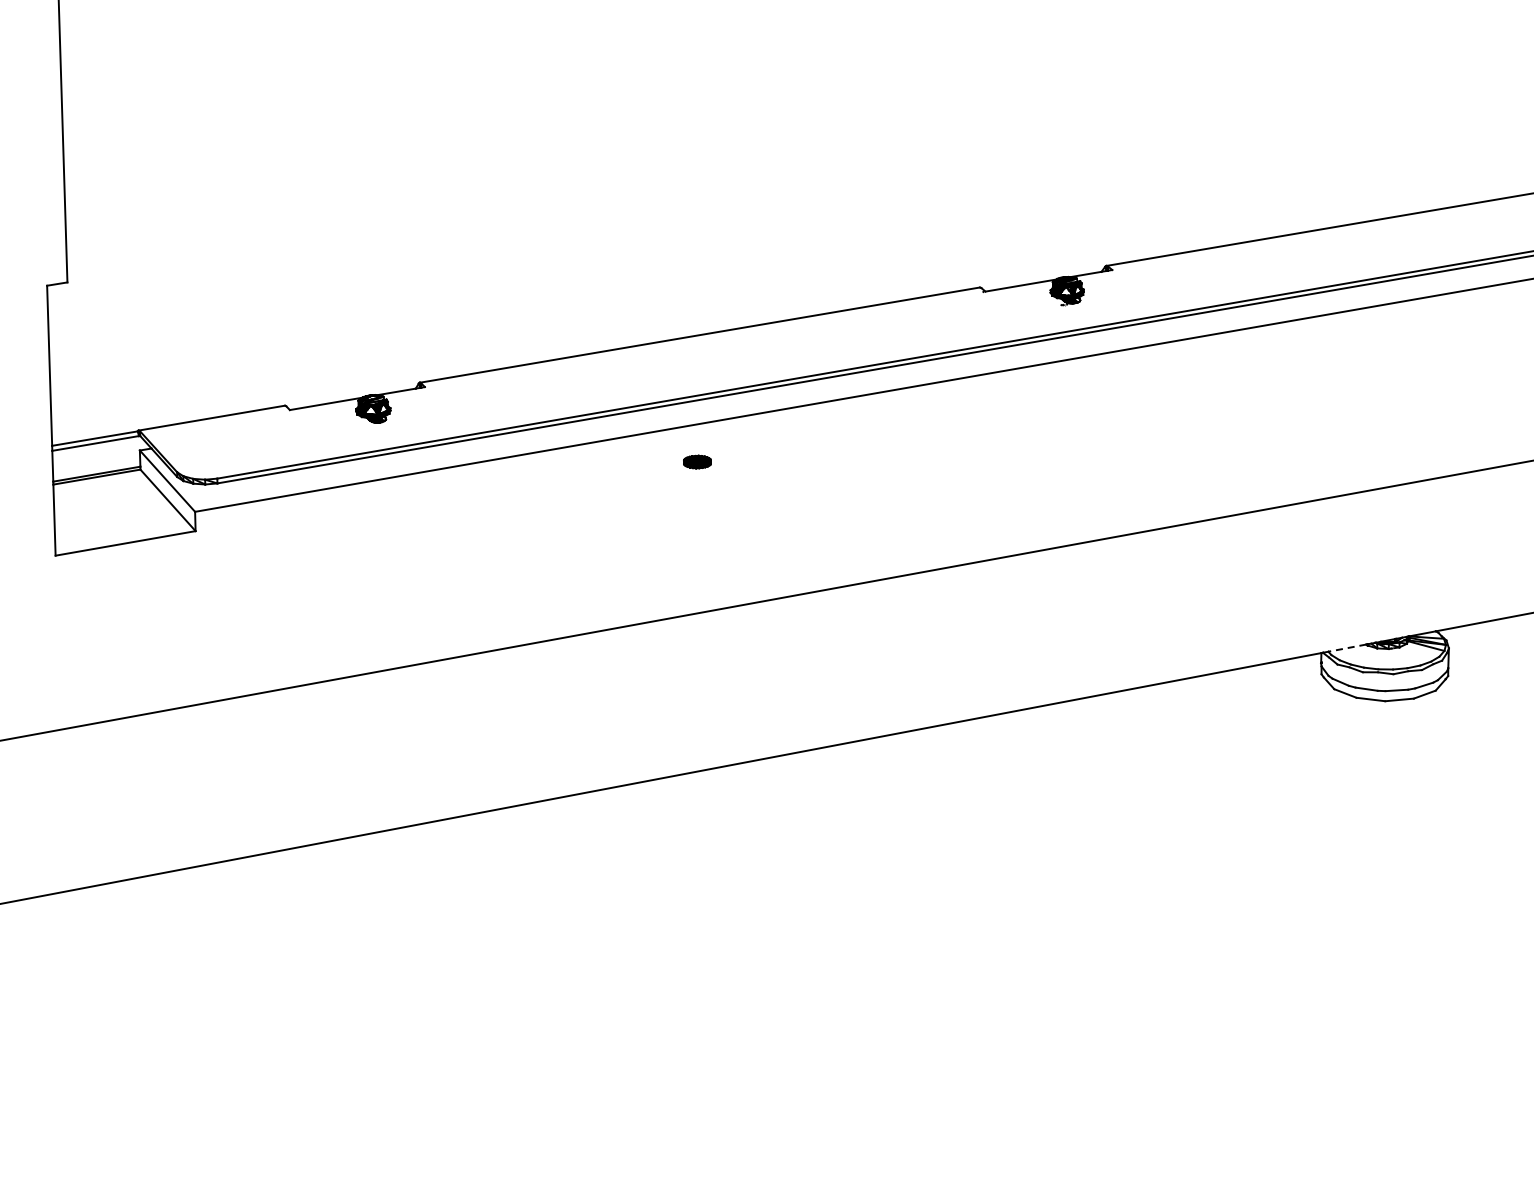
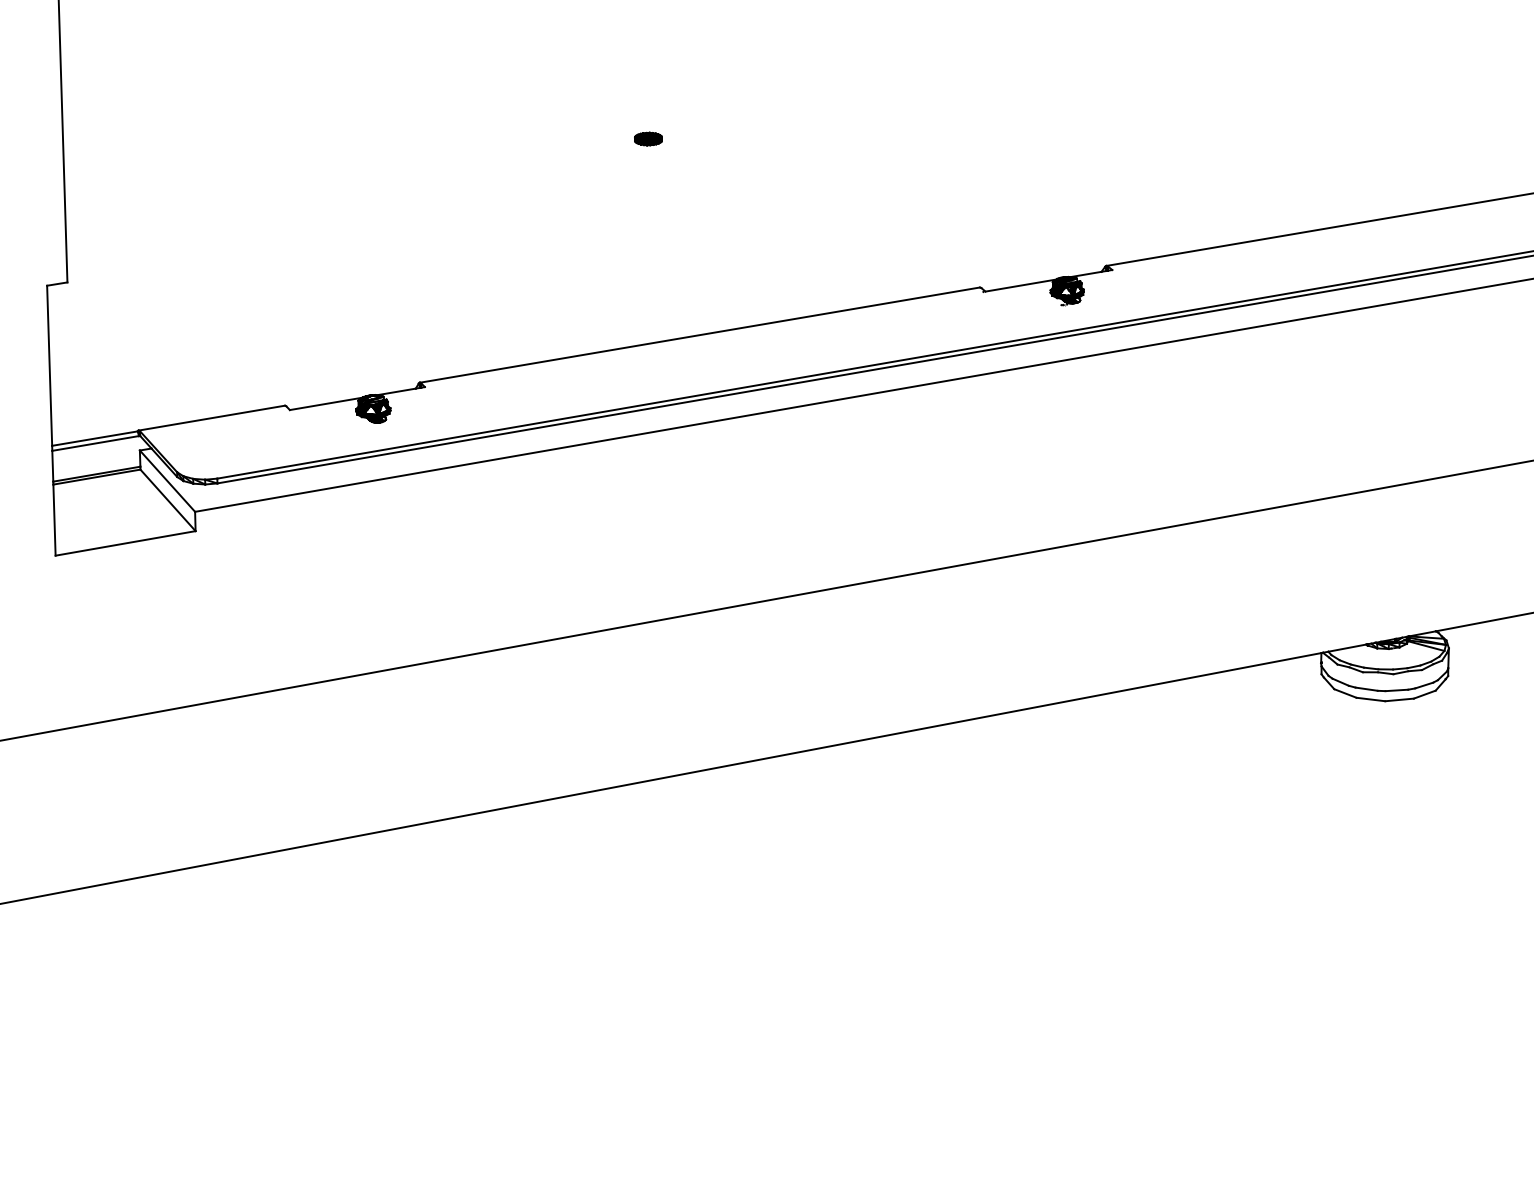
part position: (697, 461) -> (648, 138) (648, 138)
line: dashed -> solid (1346, 648)
